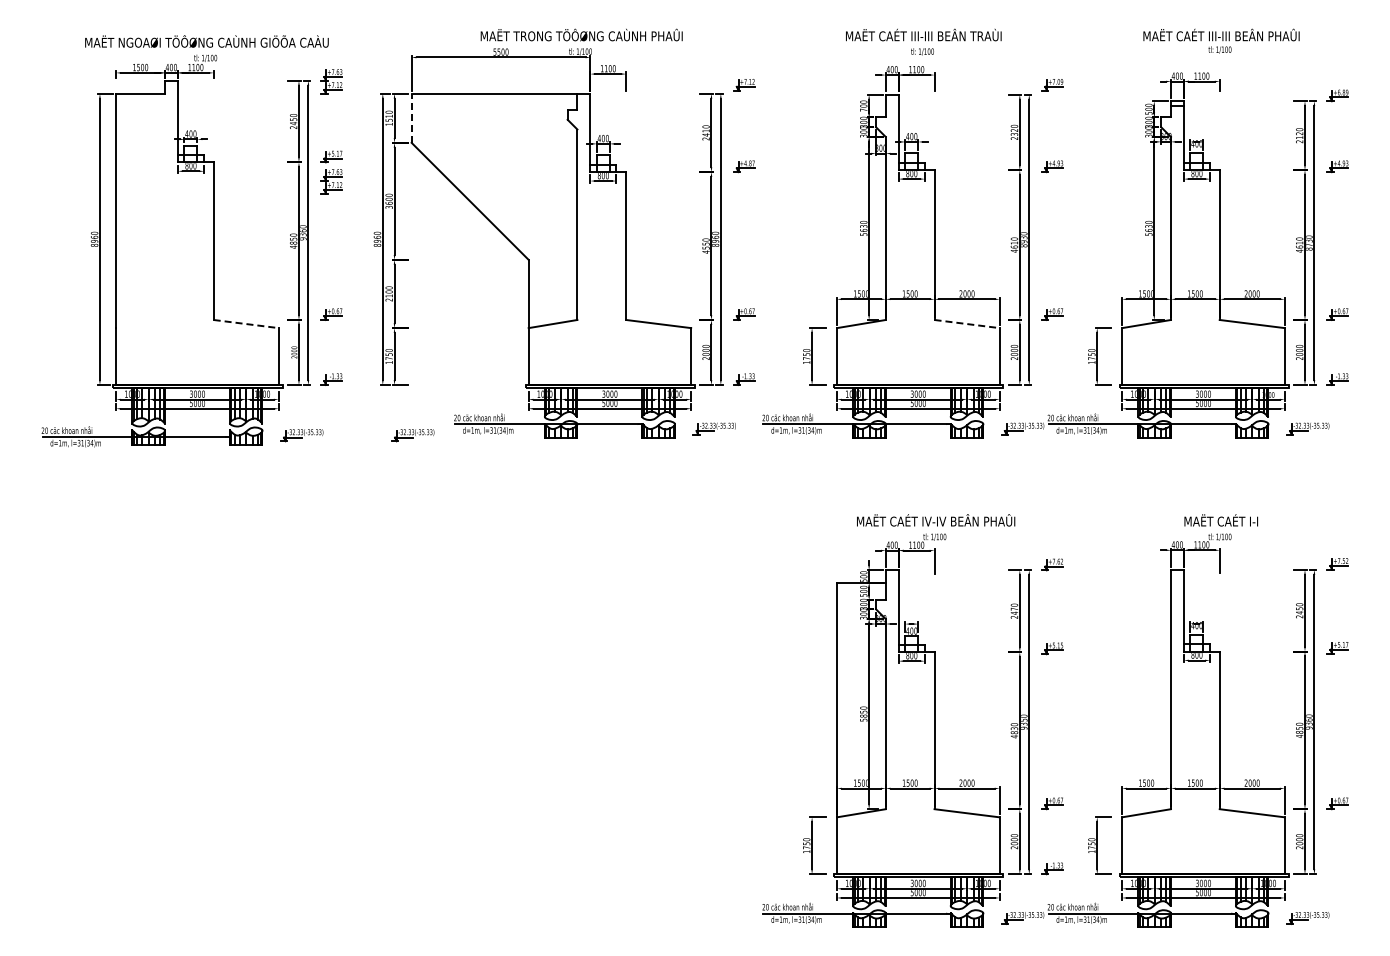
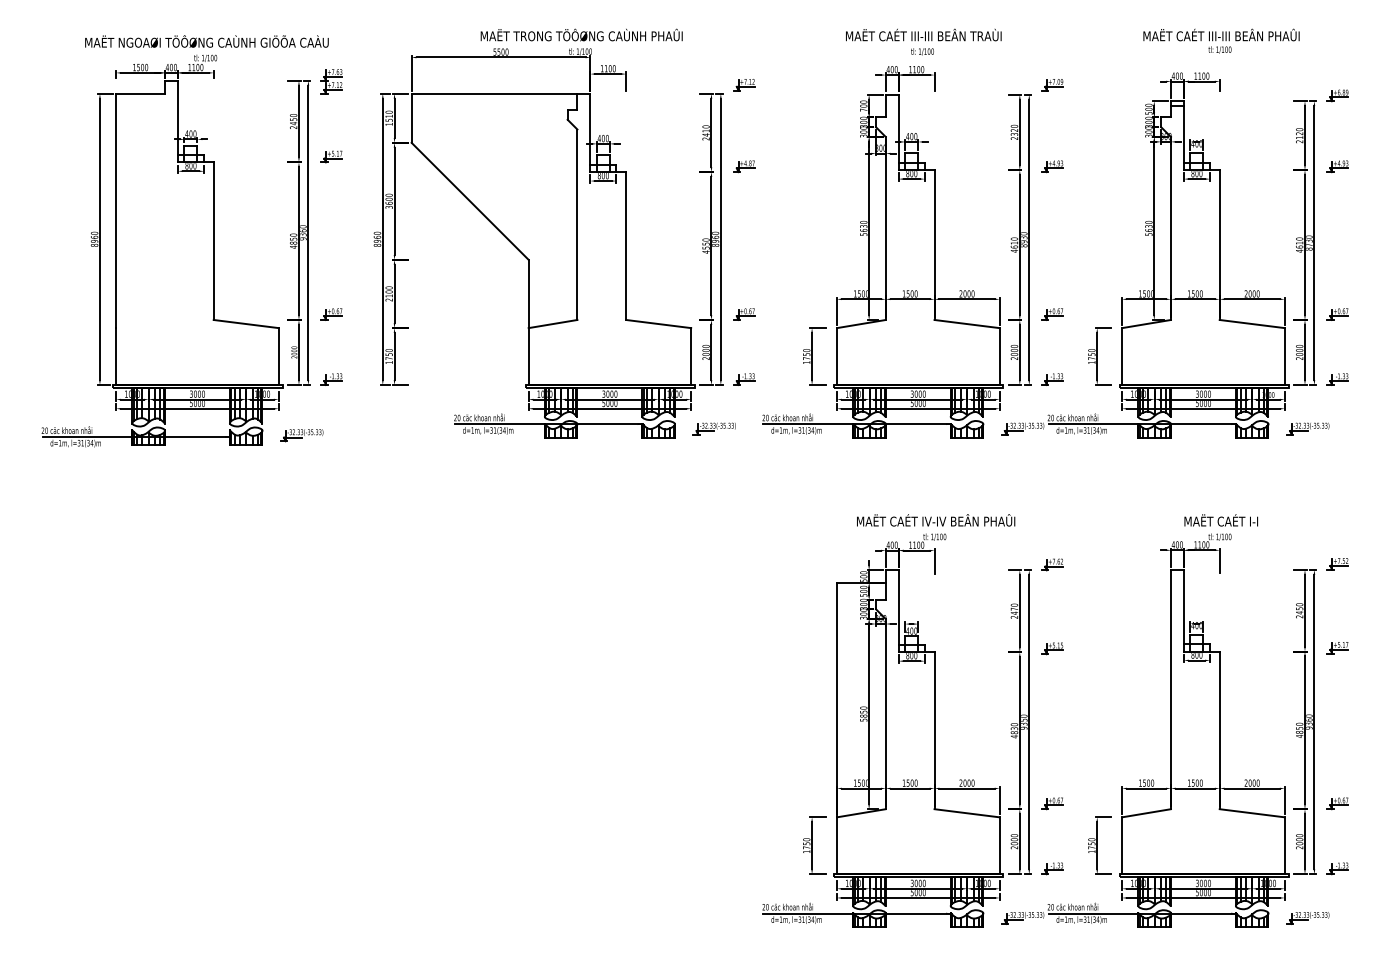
line: dashed -> solid (411, 118)
part: present -> none (331, 181)
line: dashed -> solid (246, 324)
line: dashed -> solid (967, 324)
part: none -> present (1052, 379)
part: present -> none (412, 435)
part: none -> present (1337, 868)
